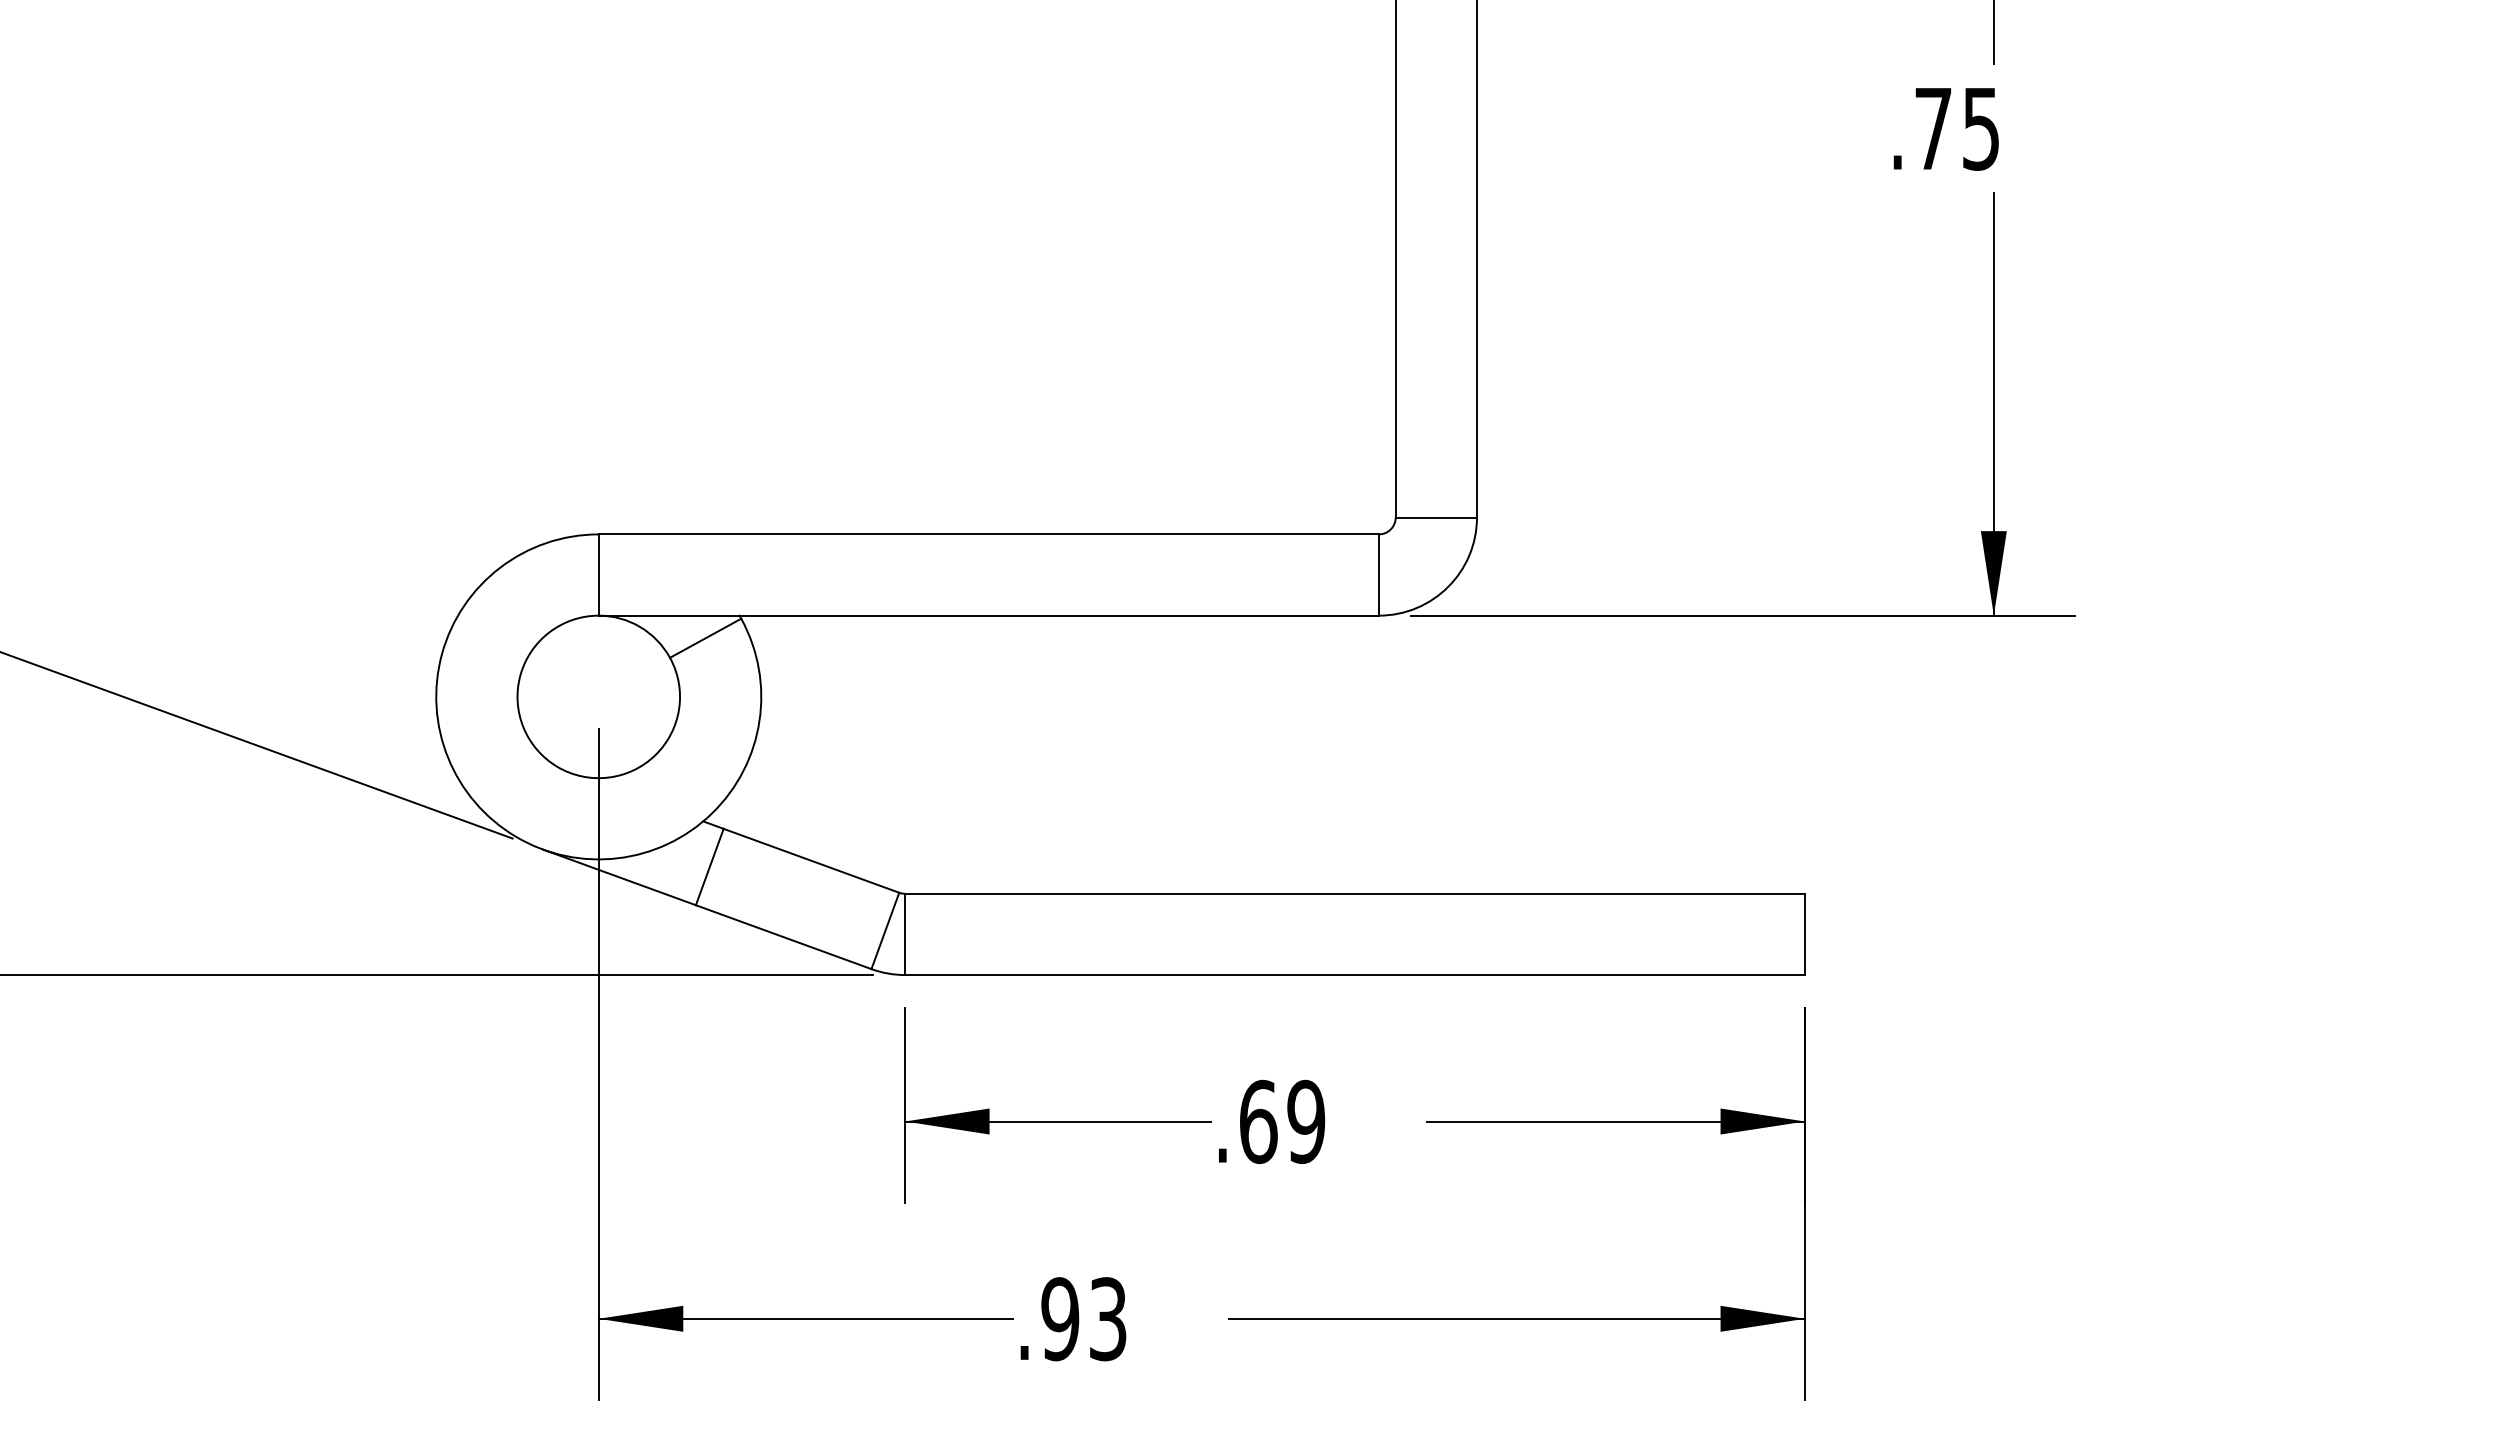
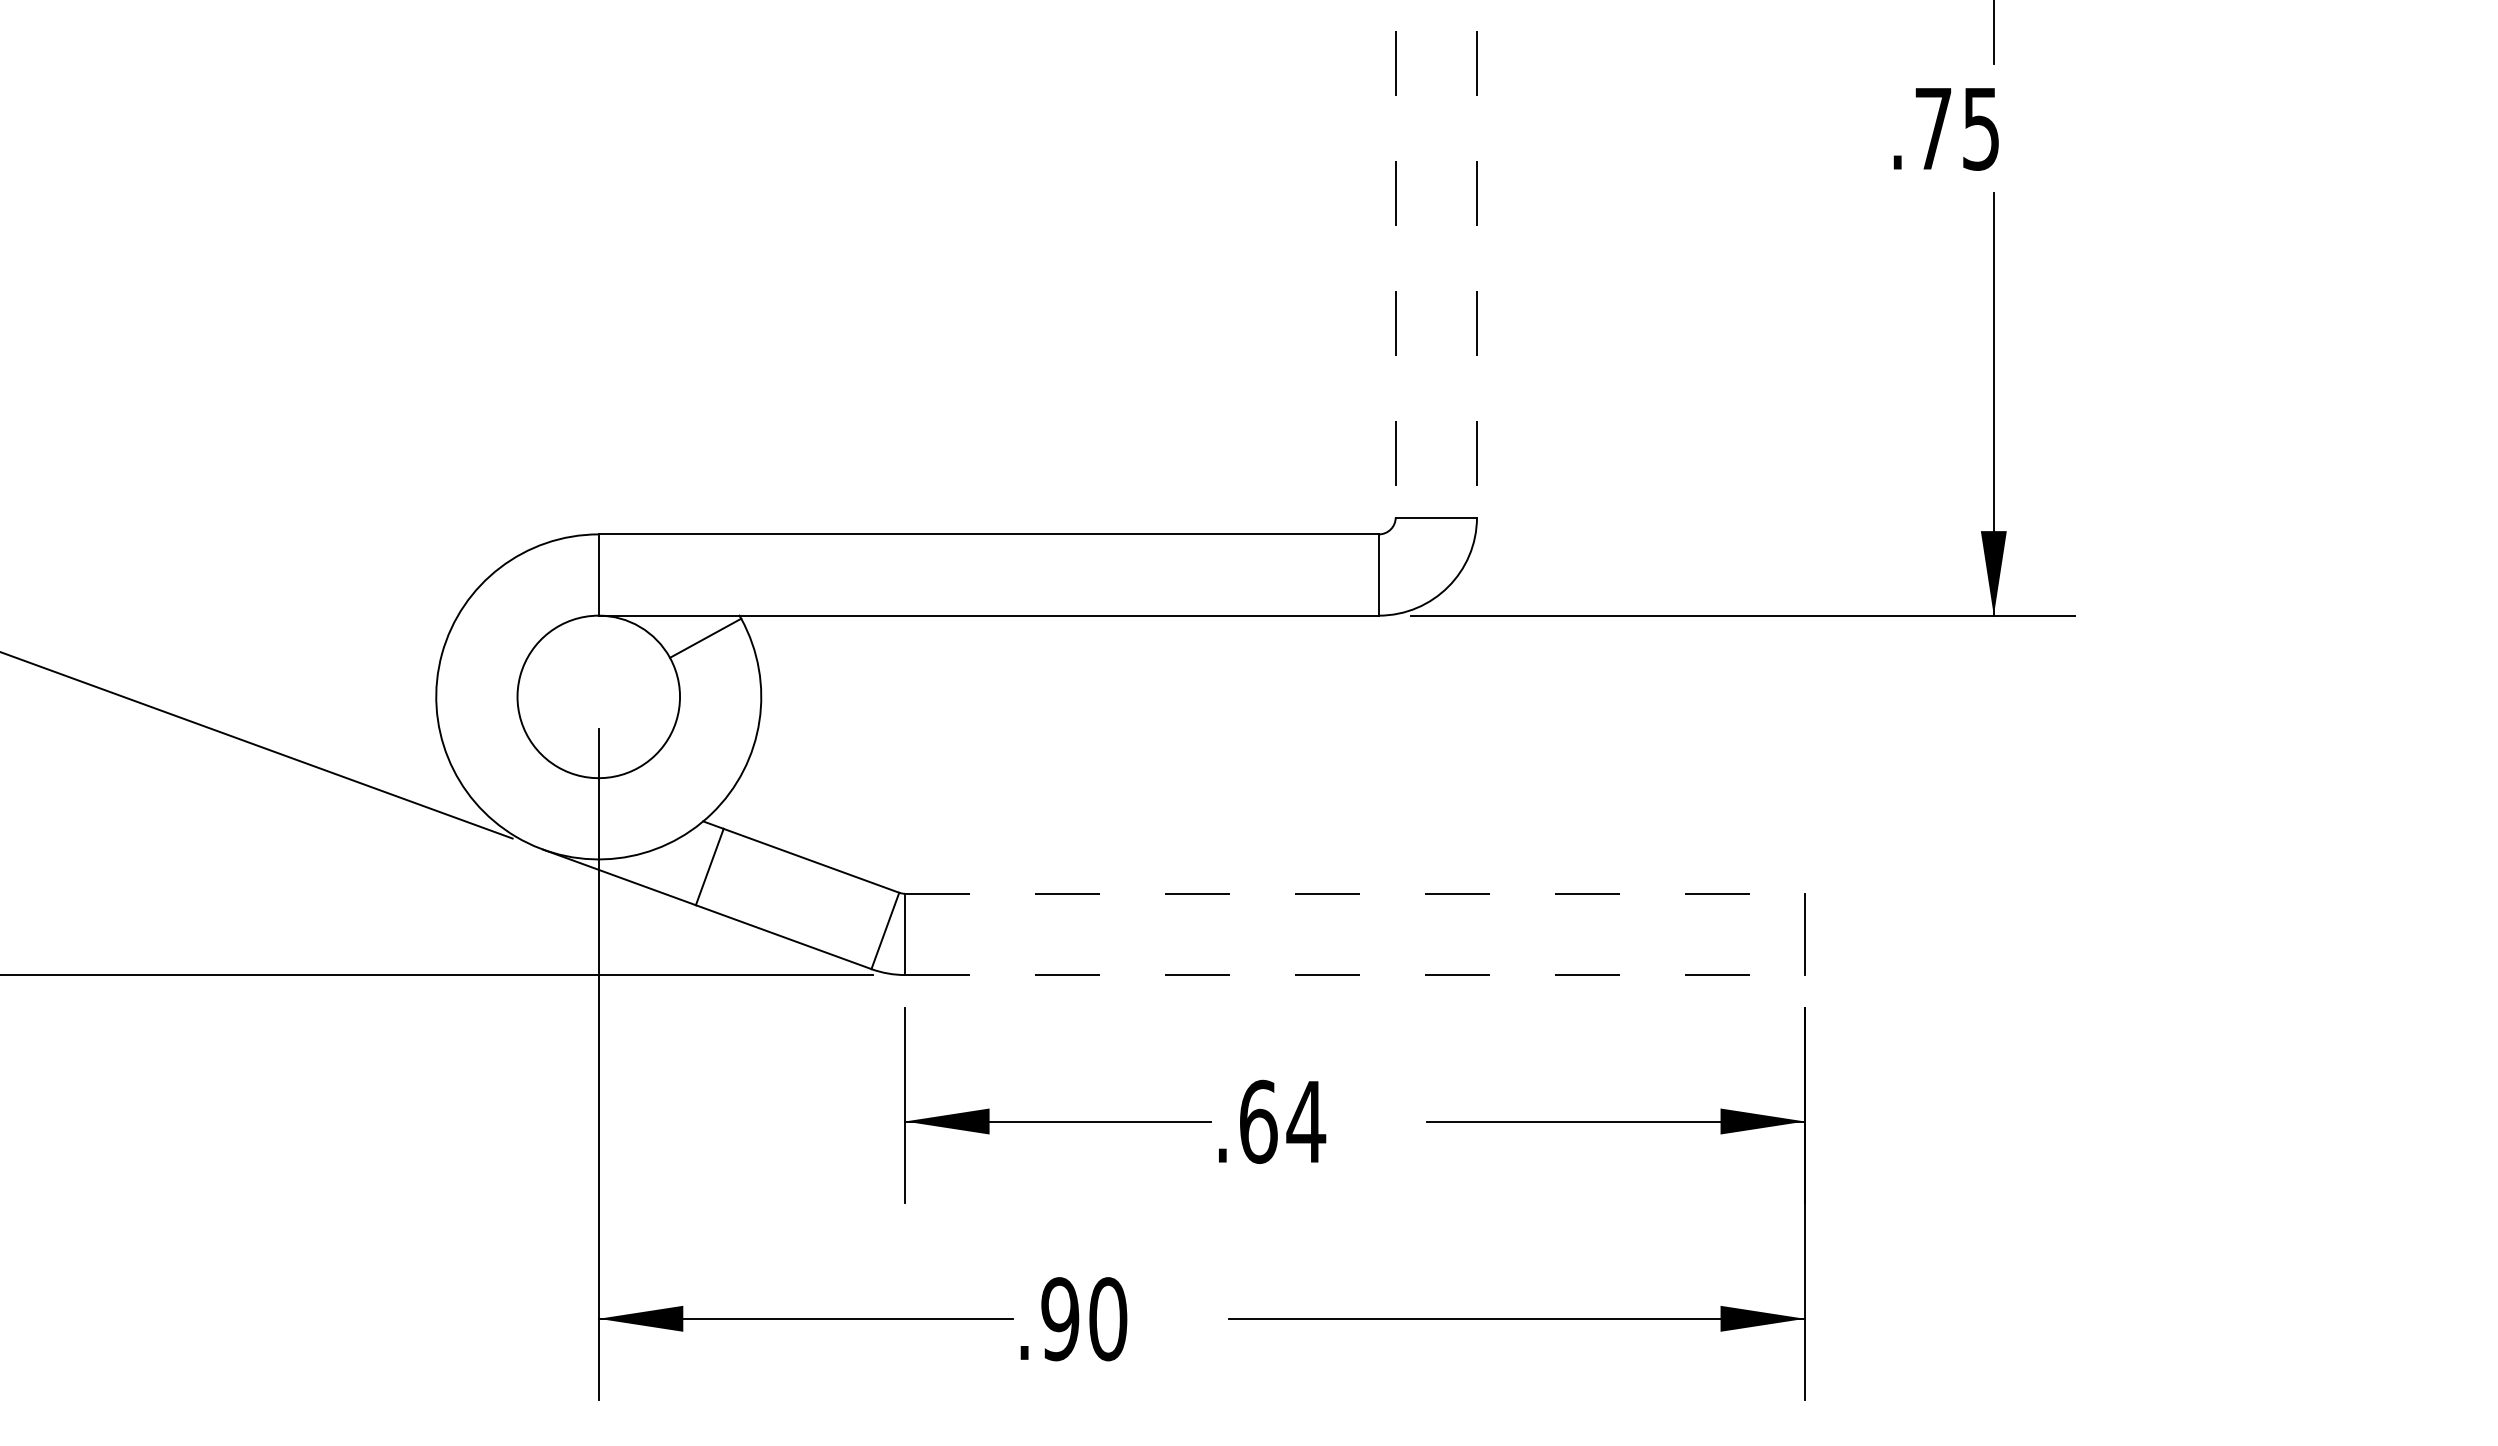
line: solid -> dashed (1395, 259)
line: solid -> dashed (1476, 259)
line: solid -> dashed (1355, 893)
line: solid -> dashed (1355, 975)
text: .69 -> .64 (1306, 1121)
text: .93 -> .90 (1108, 1319)
